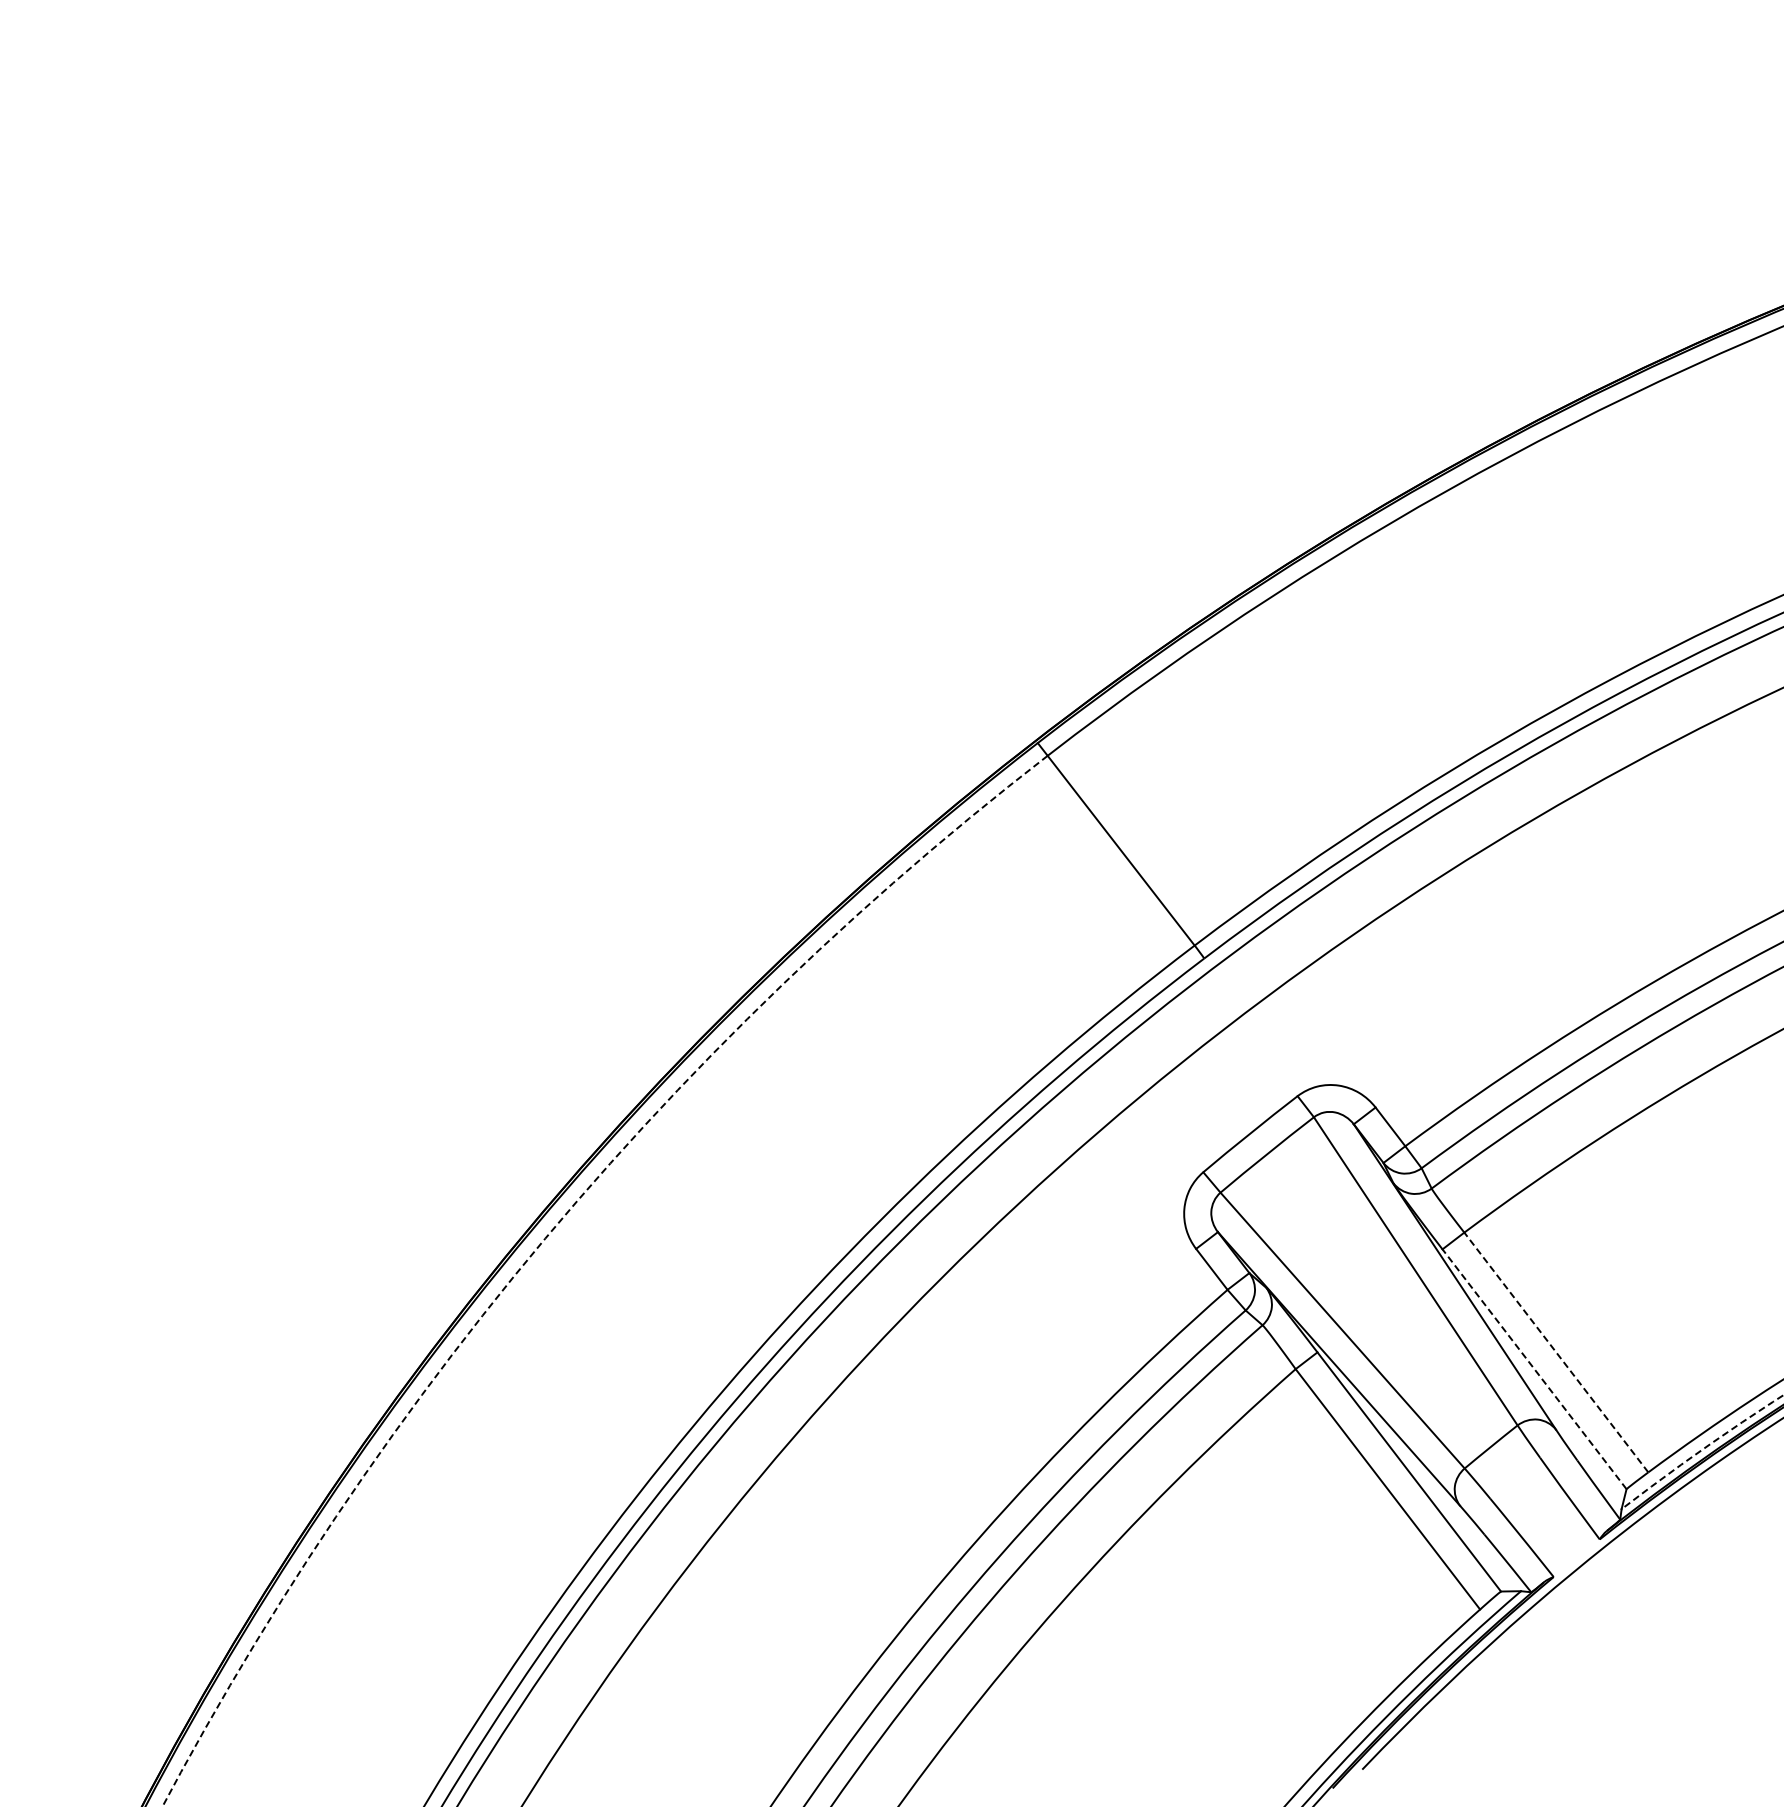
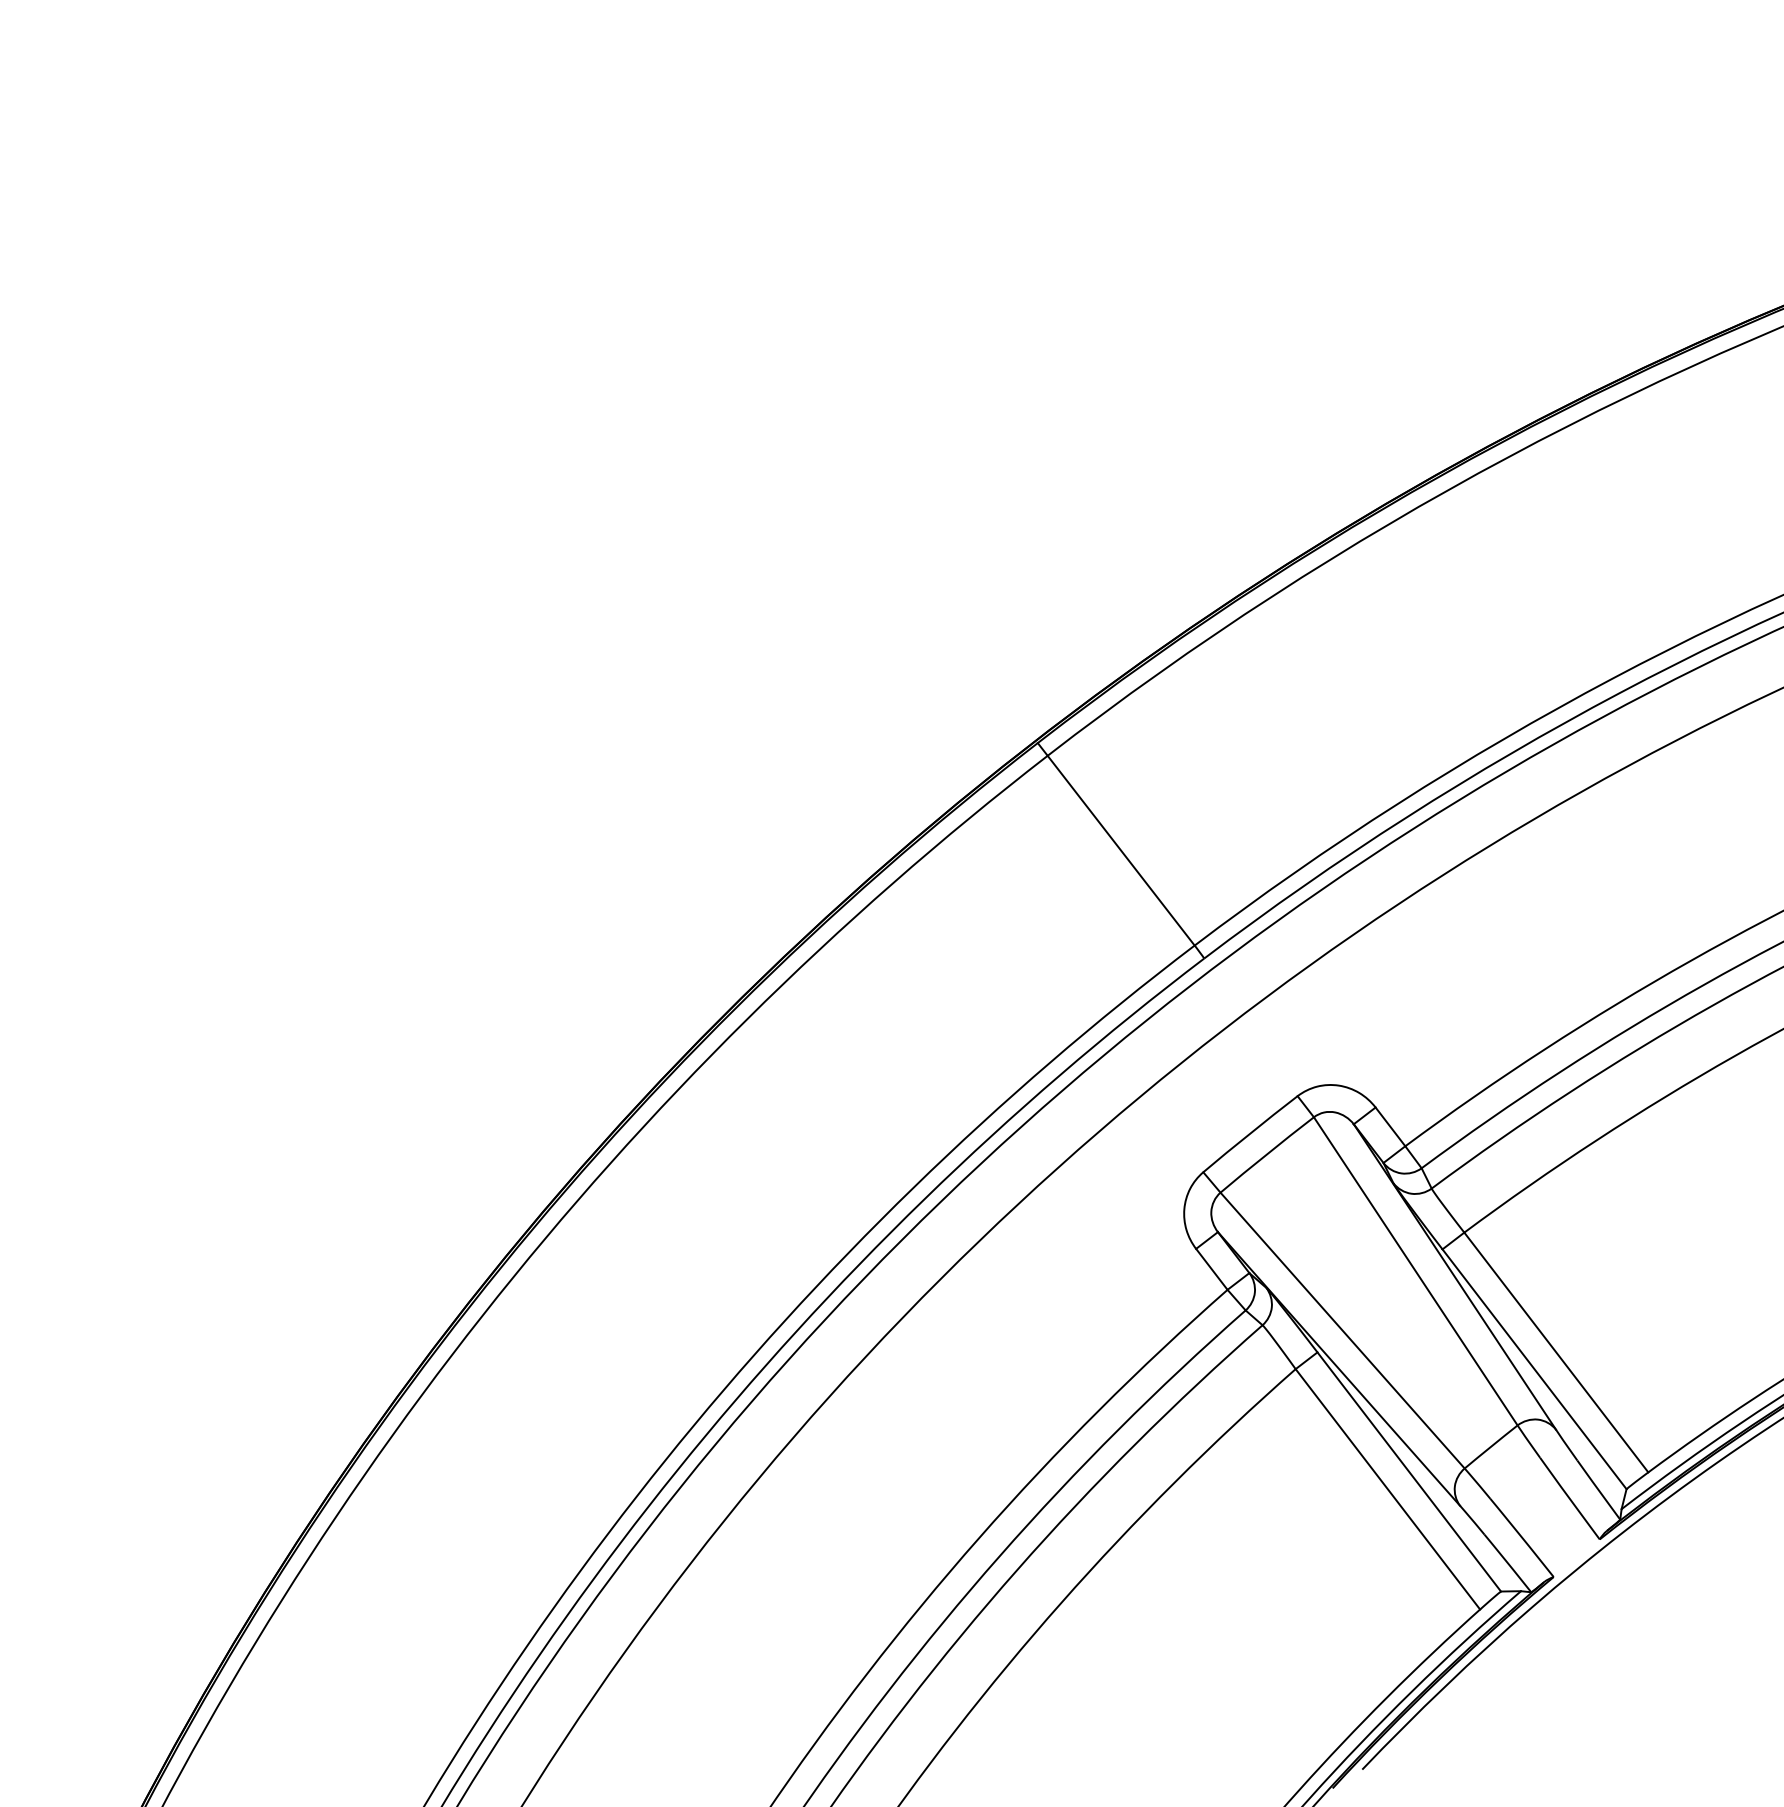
arc: dashed -> solid (549, 1234)
line: dashed -> solid (1556, 1352)
line: dashed -> solid (1534, 1368)
arc: dashed -> solid (1701, 1450)
